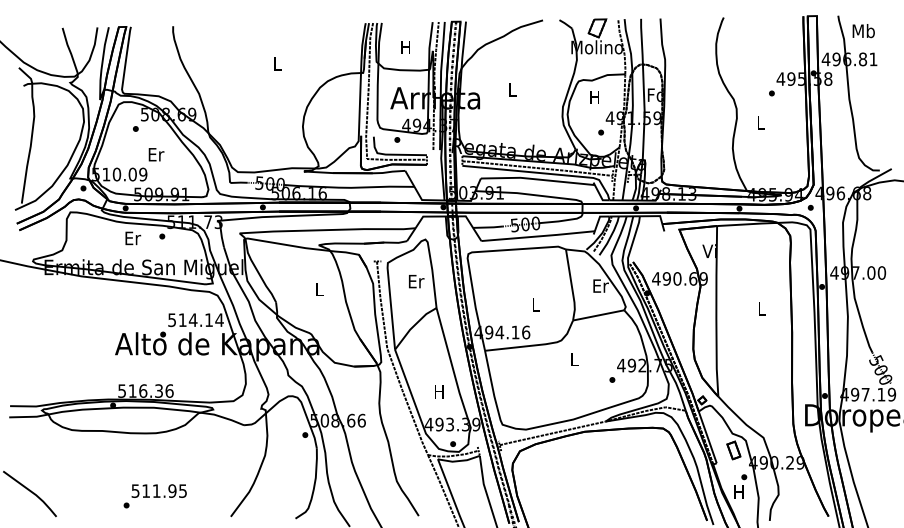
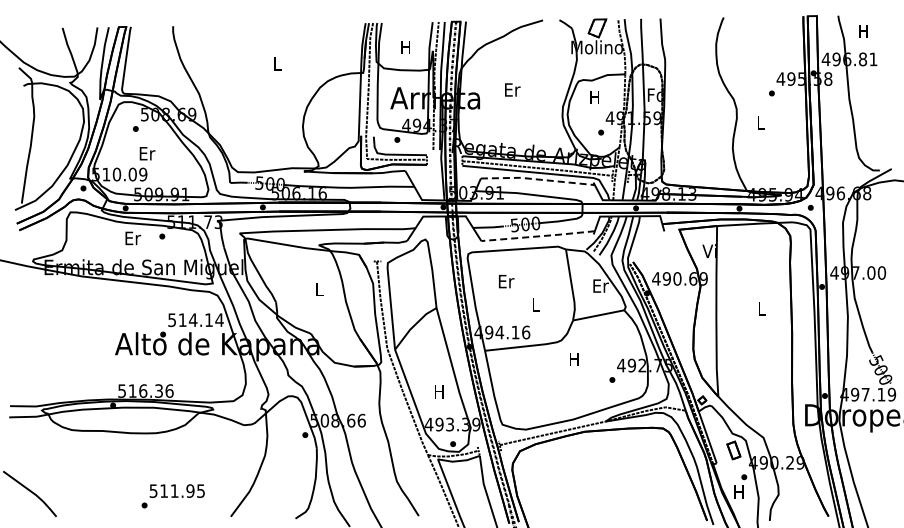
text: Mb -> H (863, 31)
text: L -> Er (512, 89)
text position: (156, 154) -> (147, 153) (147, 153)
line: solid -> dashed (537, 179)
line: solid -> dashed (538, 236)
text position: (416, 281) -> (506, 281) (506, 281)
text: L -> H (574, 359)
text position: (154, 496) -> (172, 496) (172, 496)
